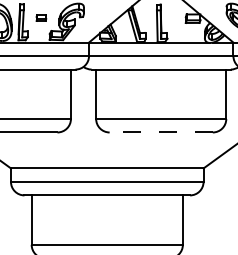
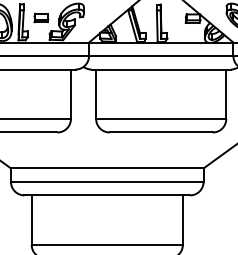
part size: 13x8 px -> 17x12 px (41, 17)
line: dashed -> solid (161, 132)
